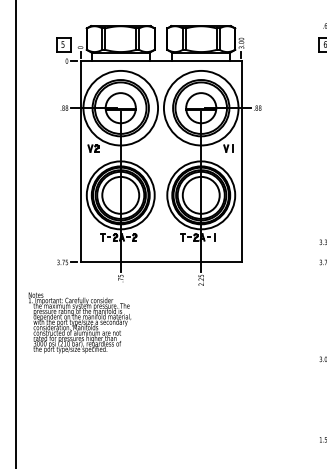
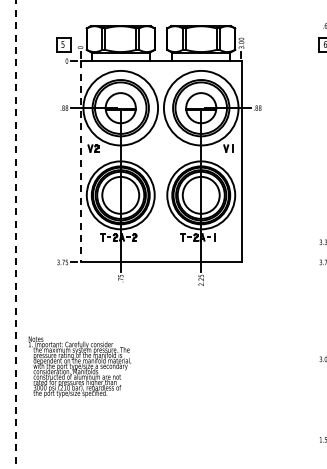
line: solid -> dashed (80, 161)
line: solid -> dashed (16, 234)
text position: (79, 322) -> (79, 366) (79, 366)
